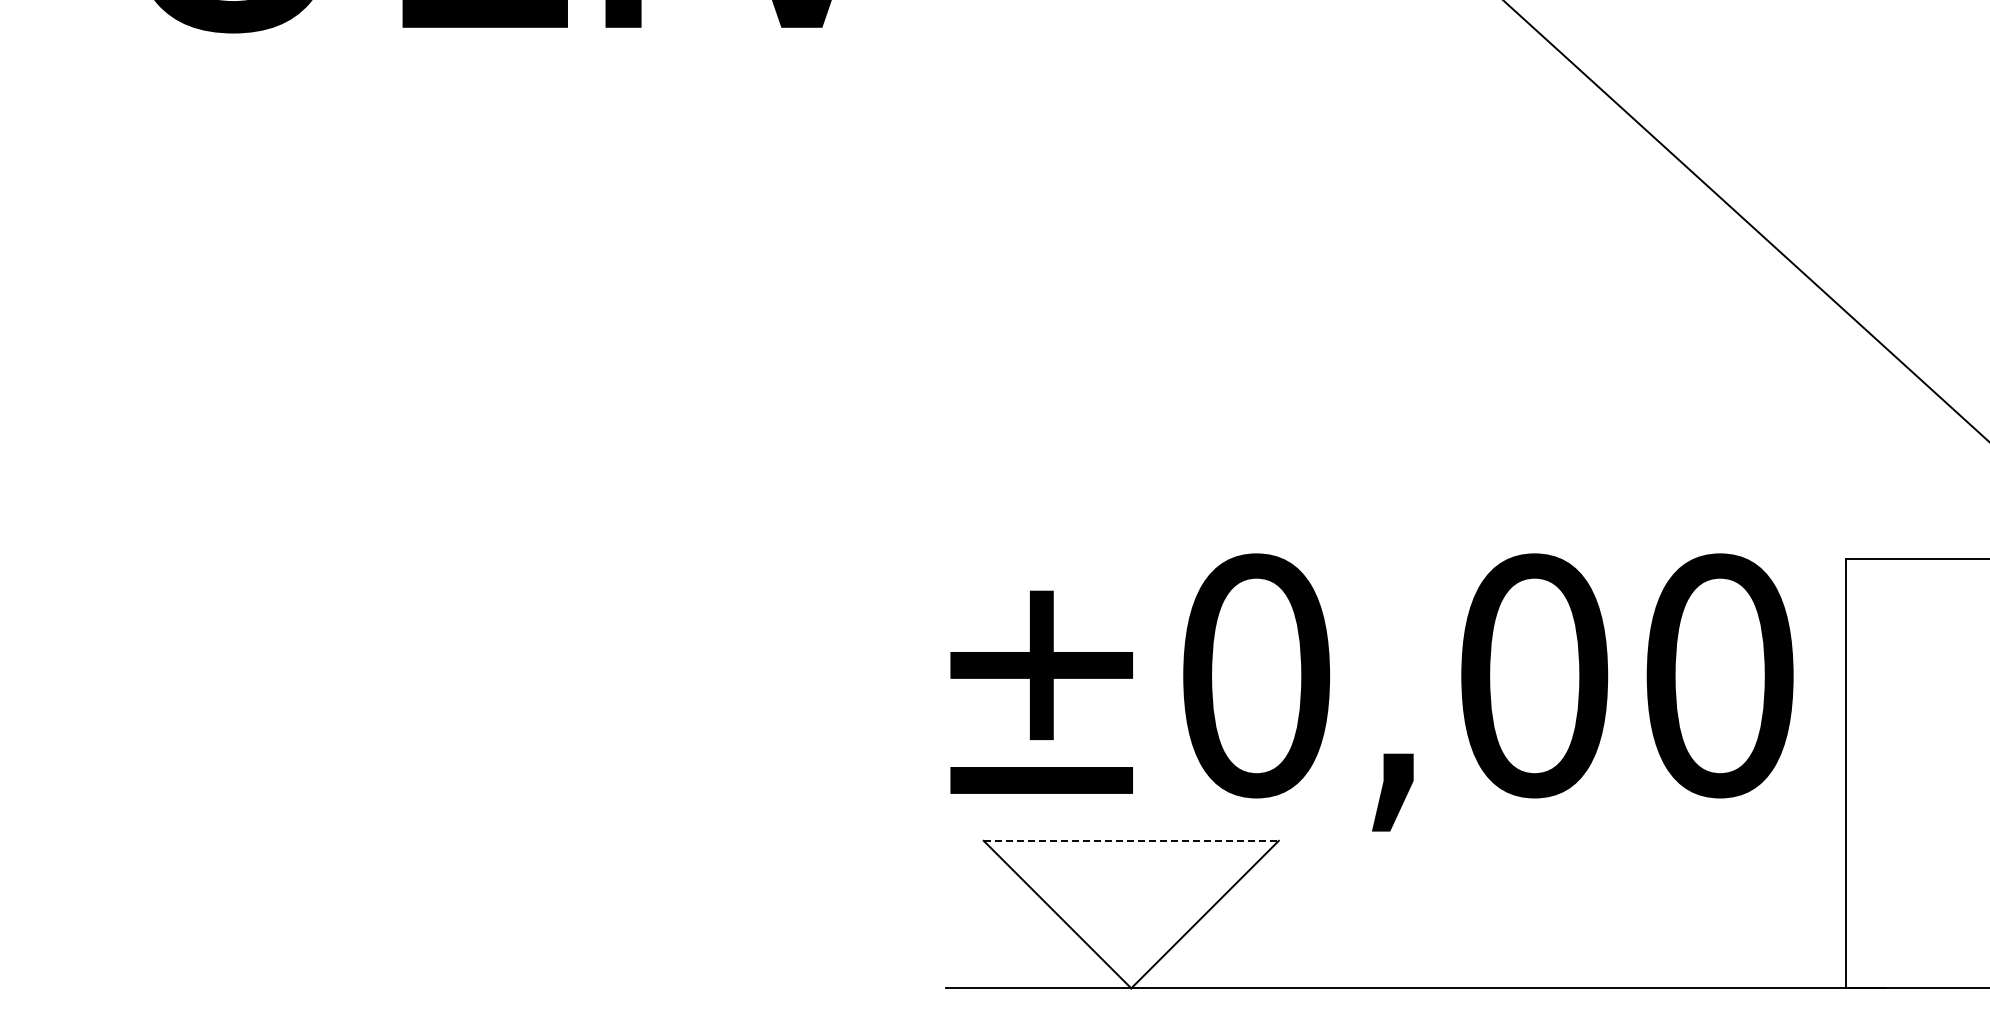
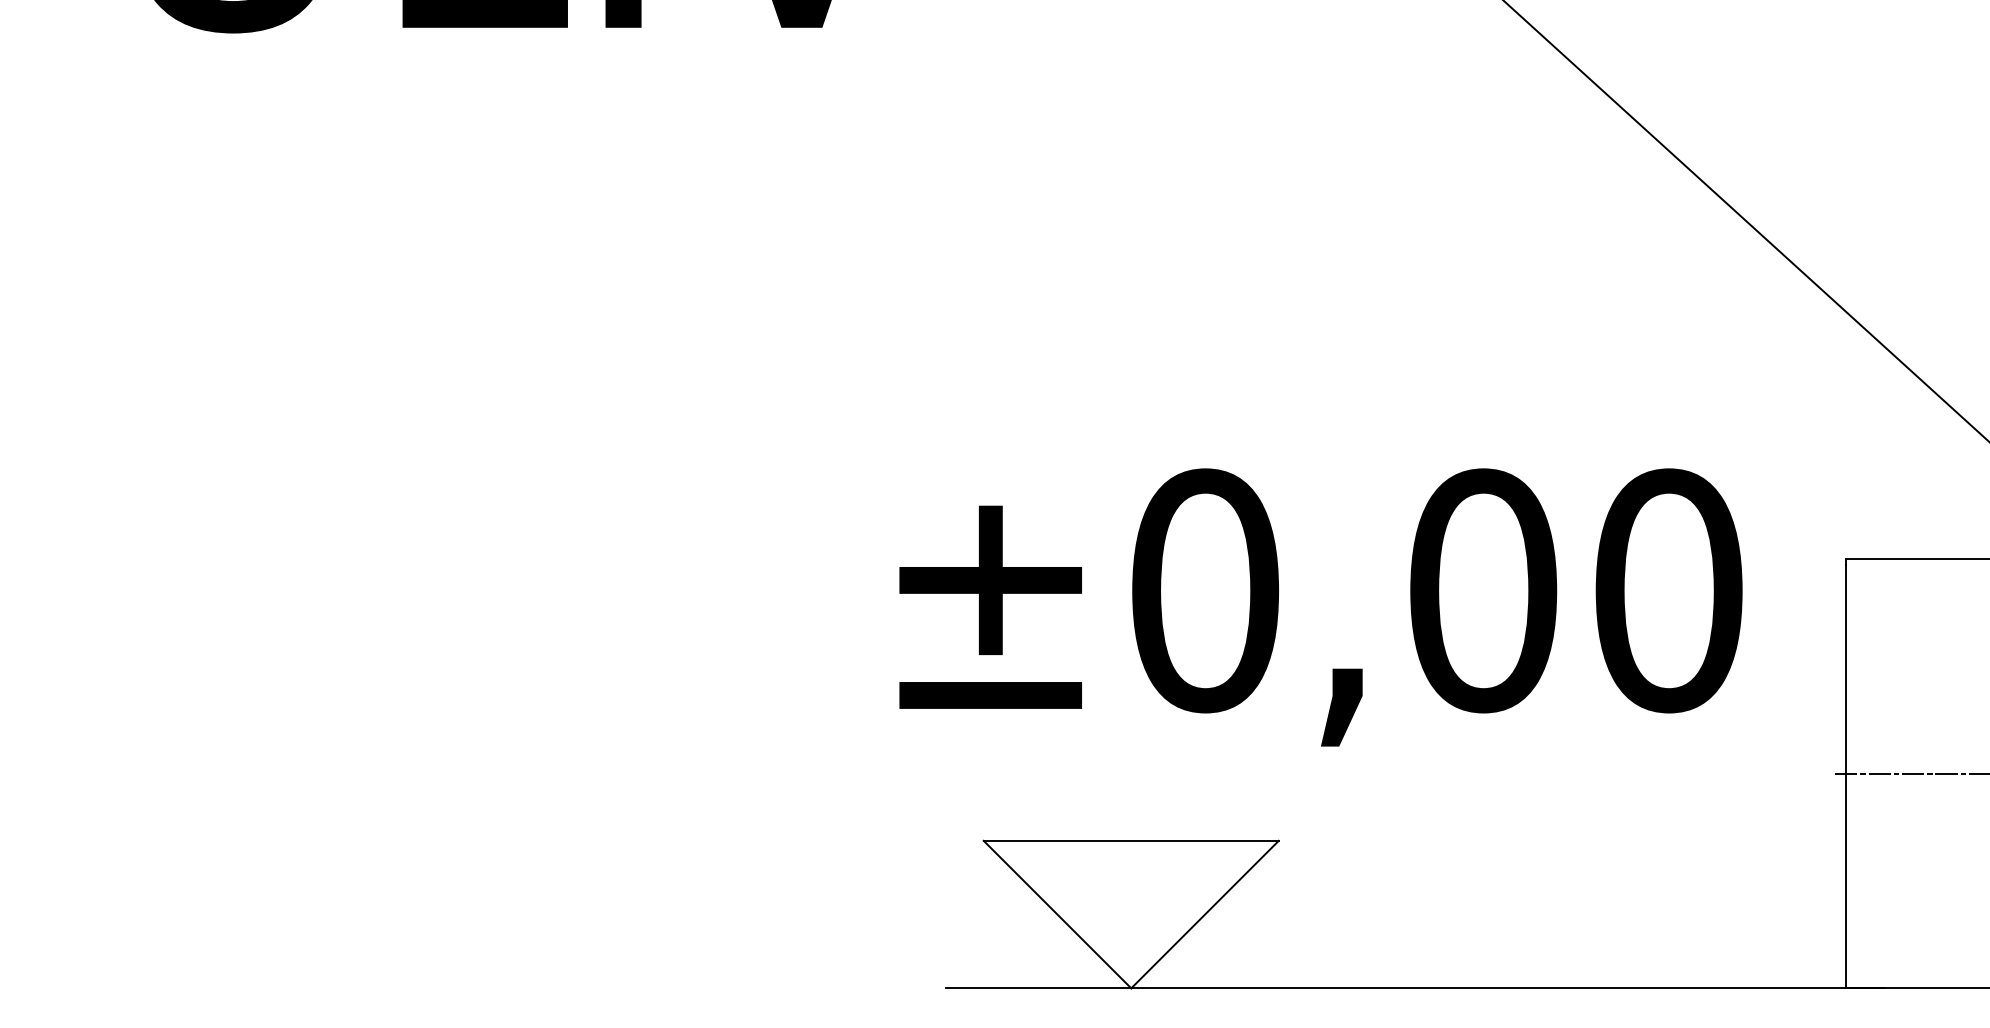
text position: (1371, 692) -> (1320, 607) (1320, 607)
line: none -> present (1910, 773)
line: dashed -> solid (1131, 840)
